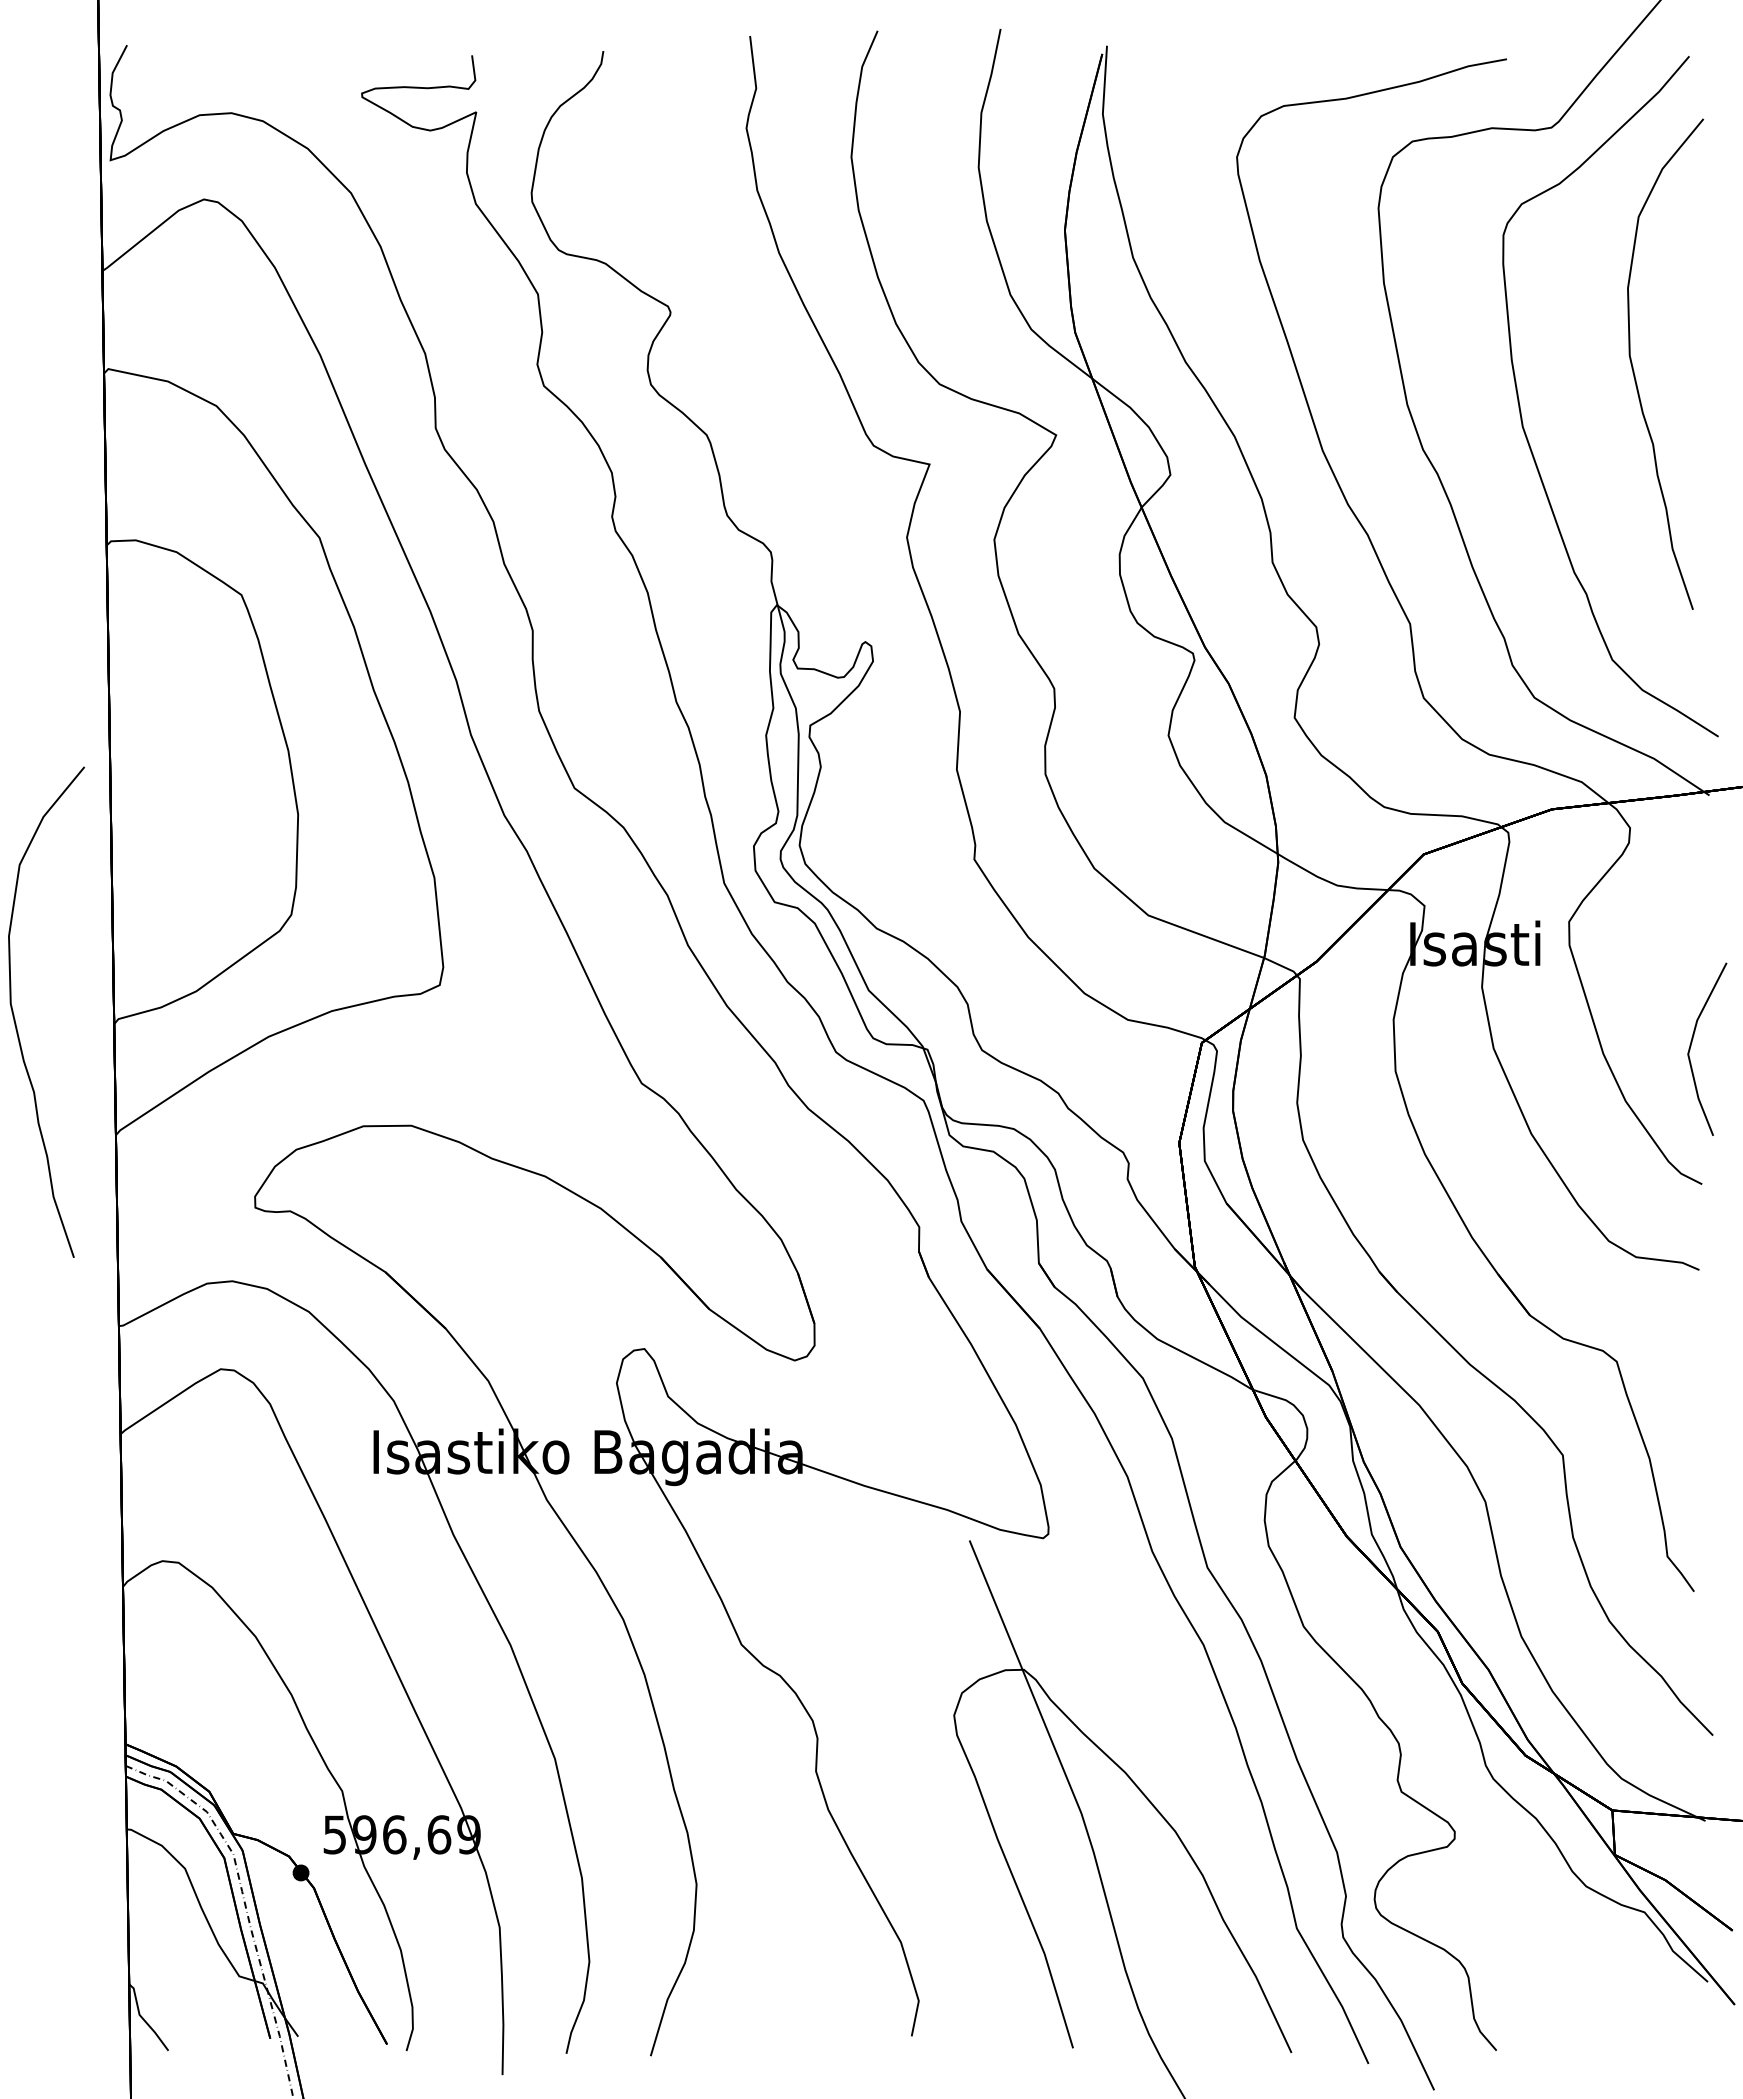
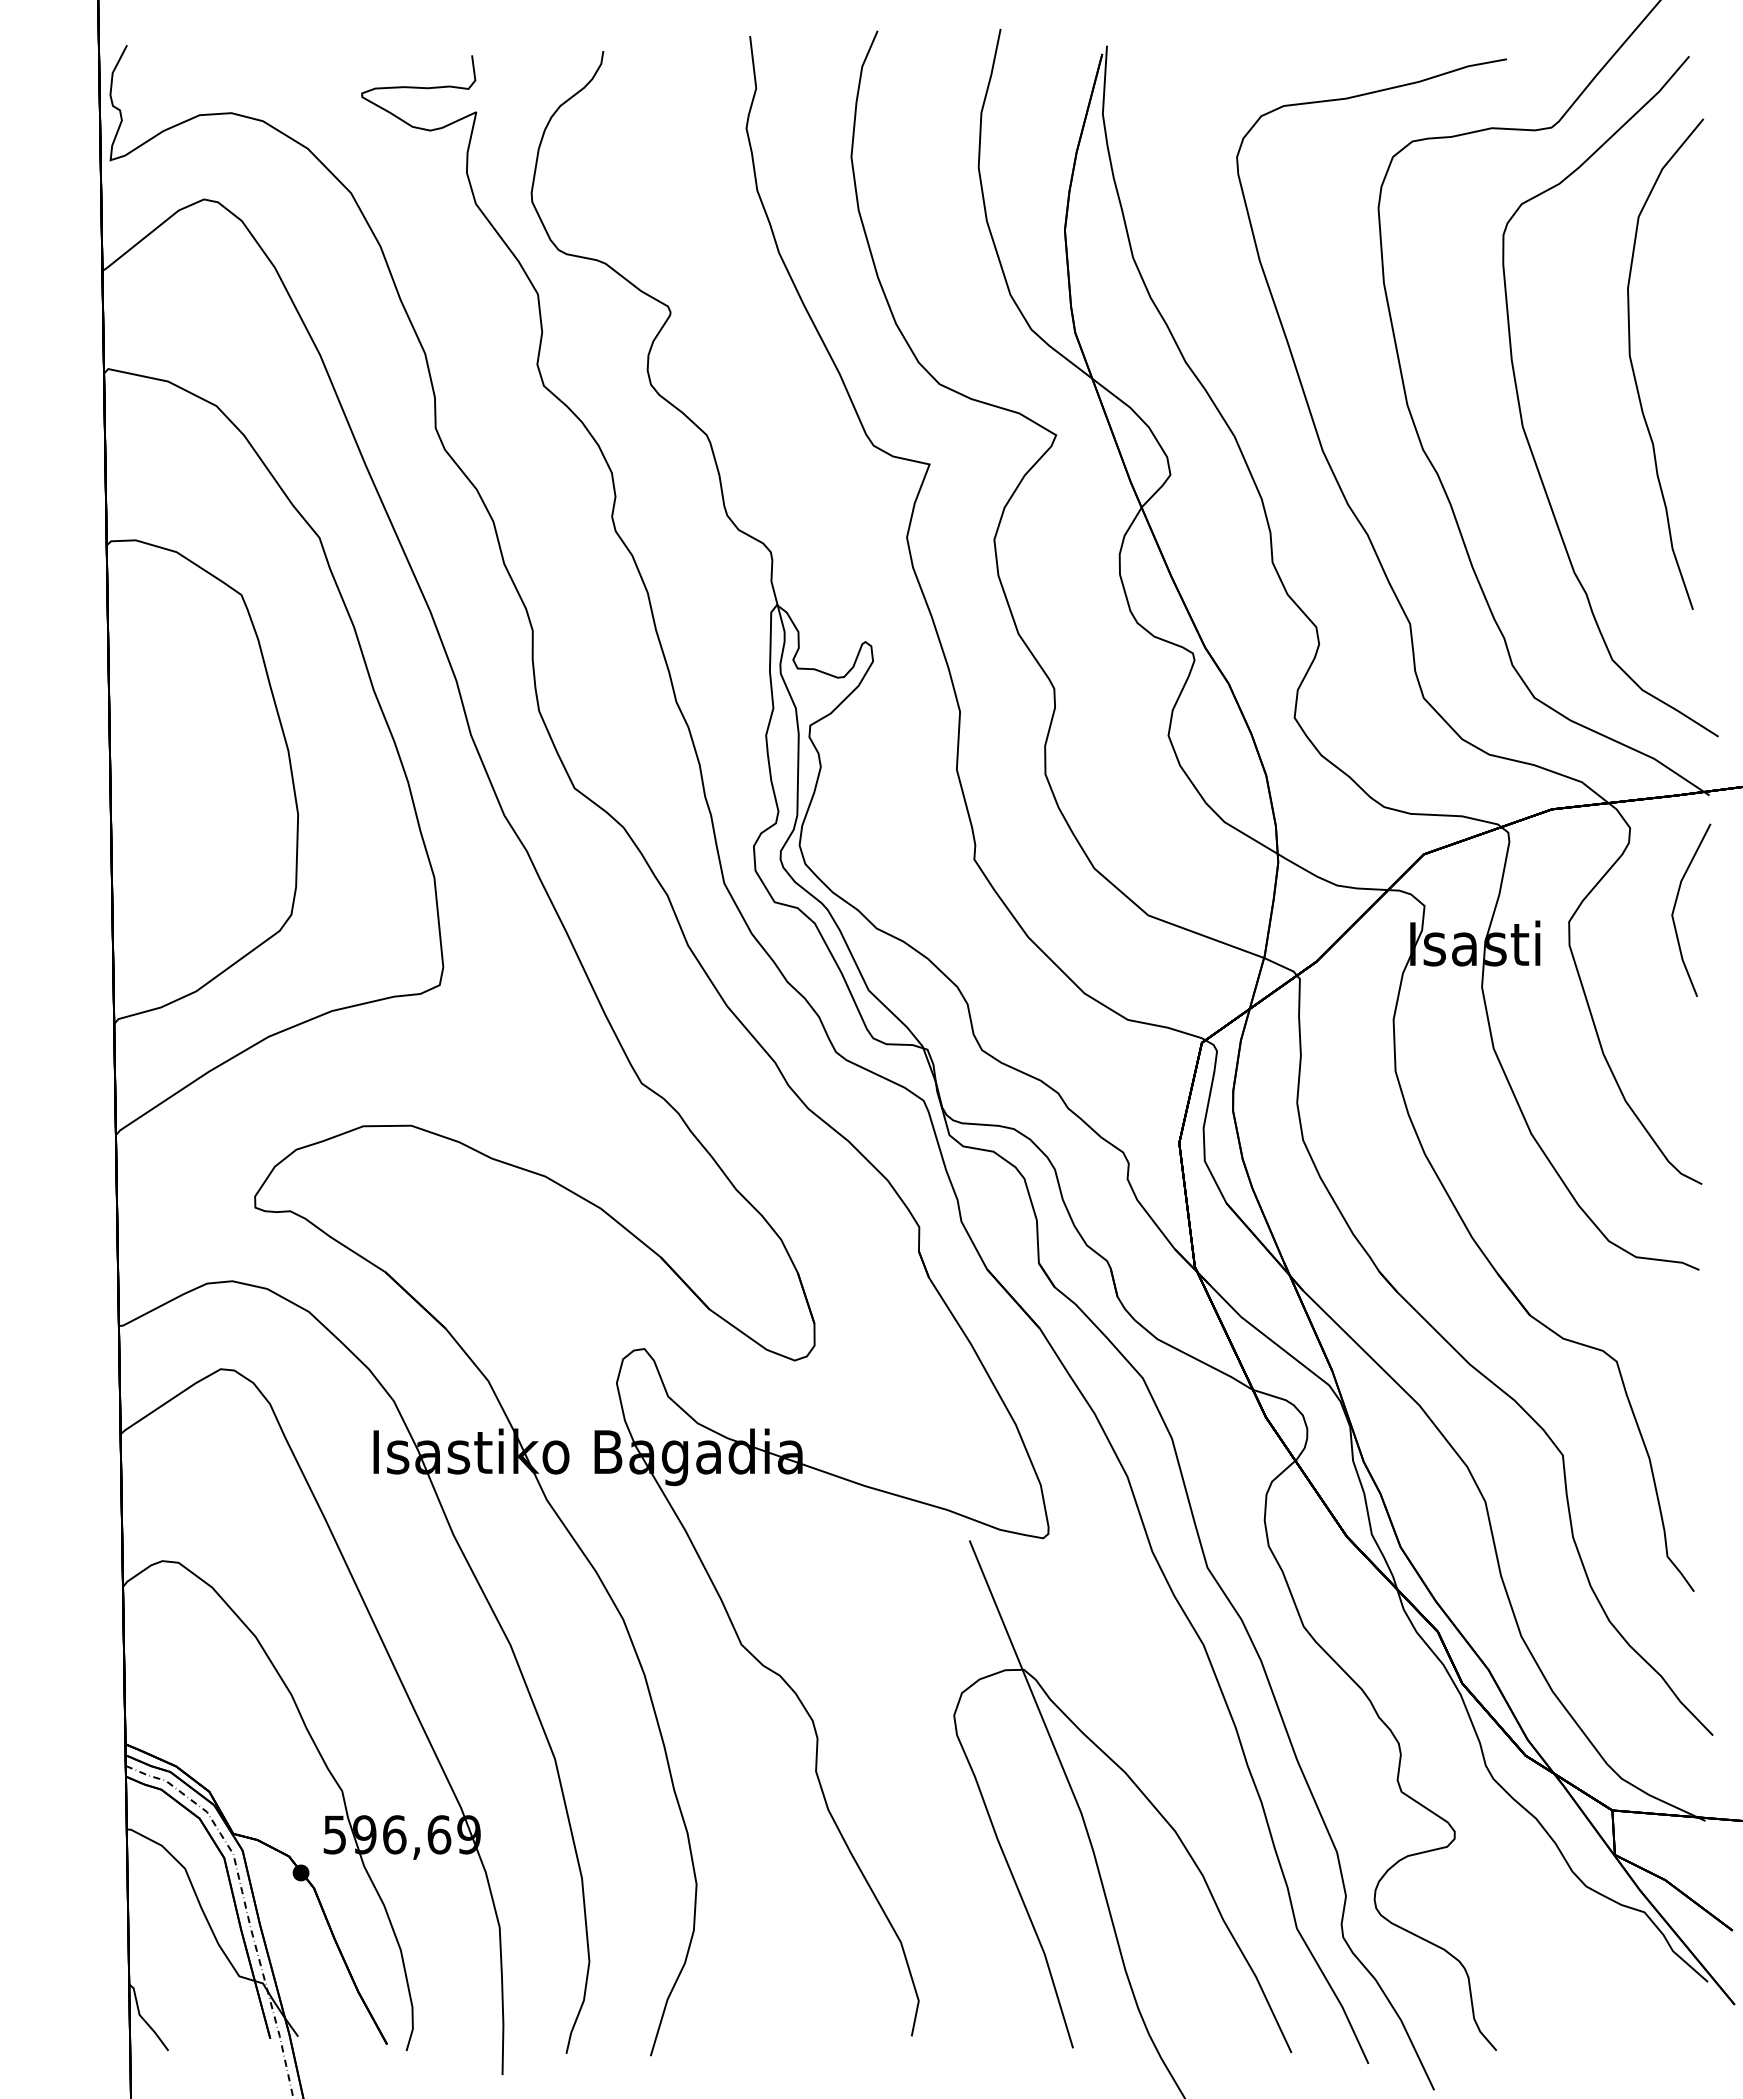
curve: present -> none (15, 1019)
line position: (1691, 1046) -> (1675, 907) (1675, 907)
